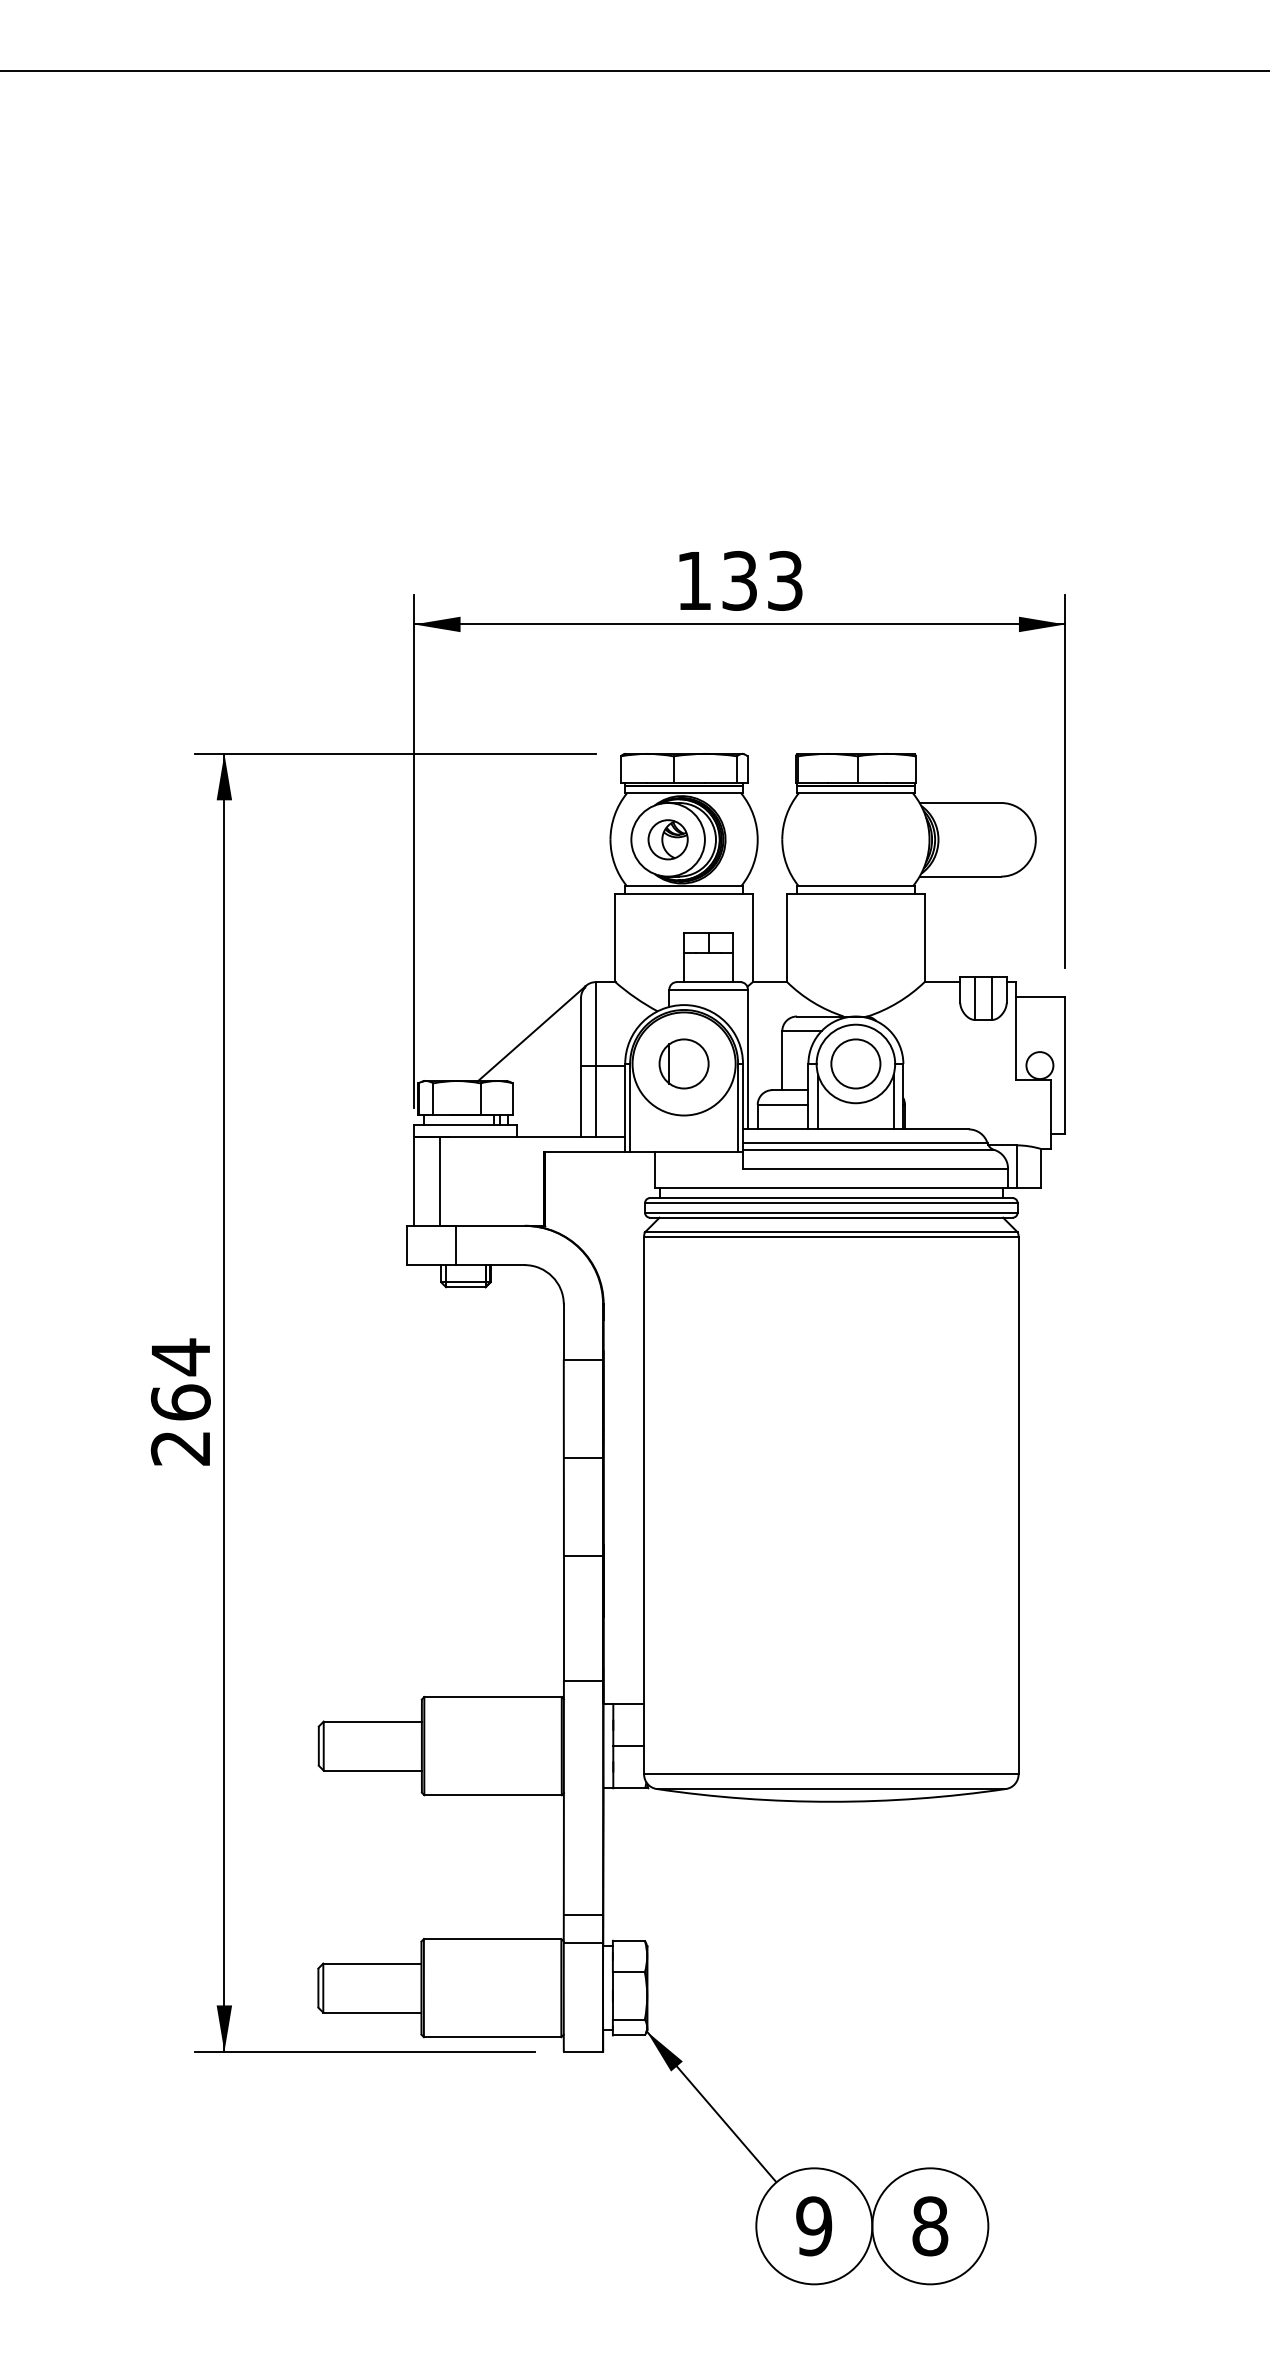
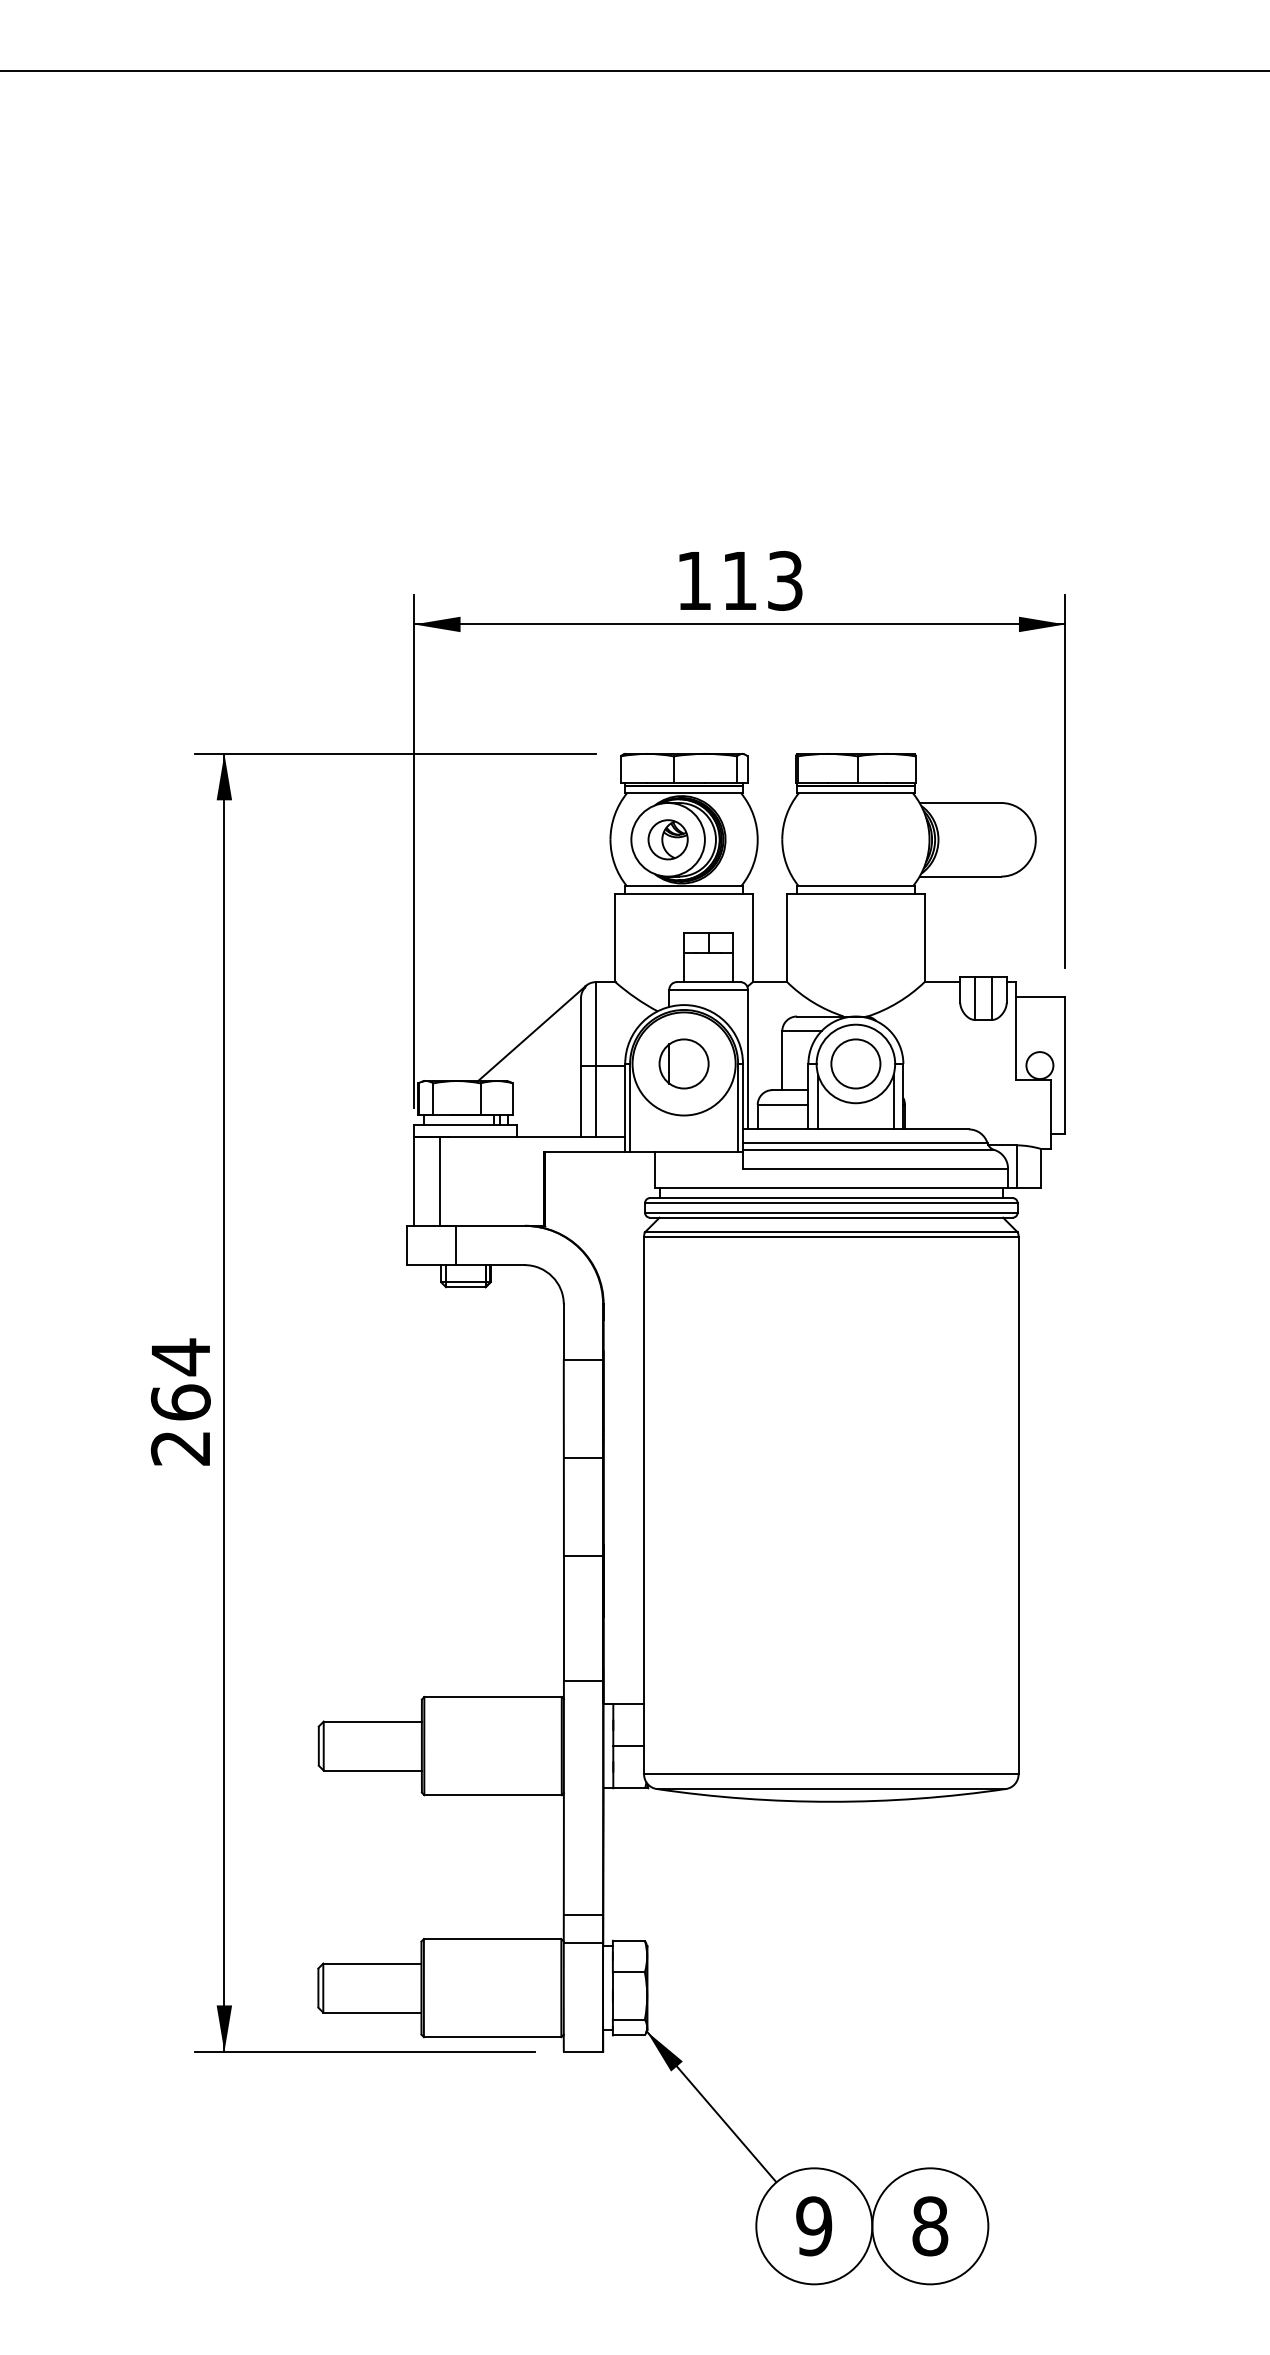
text: 133 -> 113 (739, 580)
